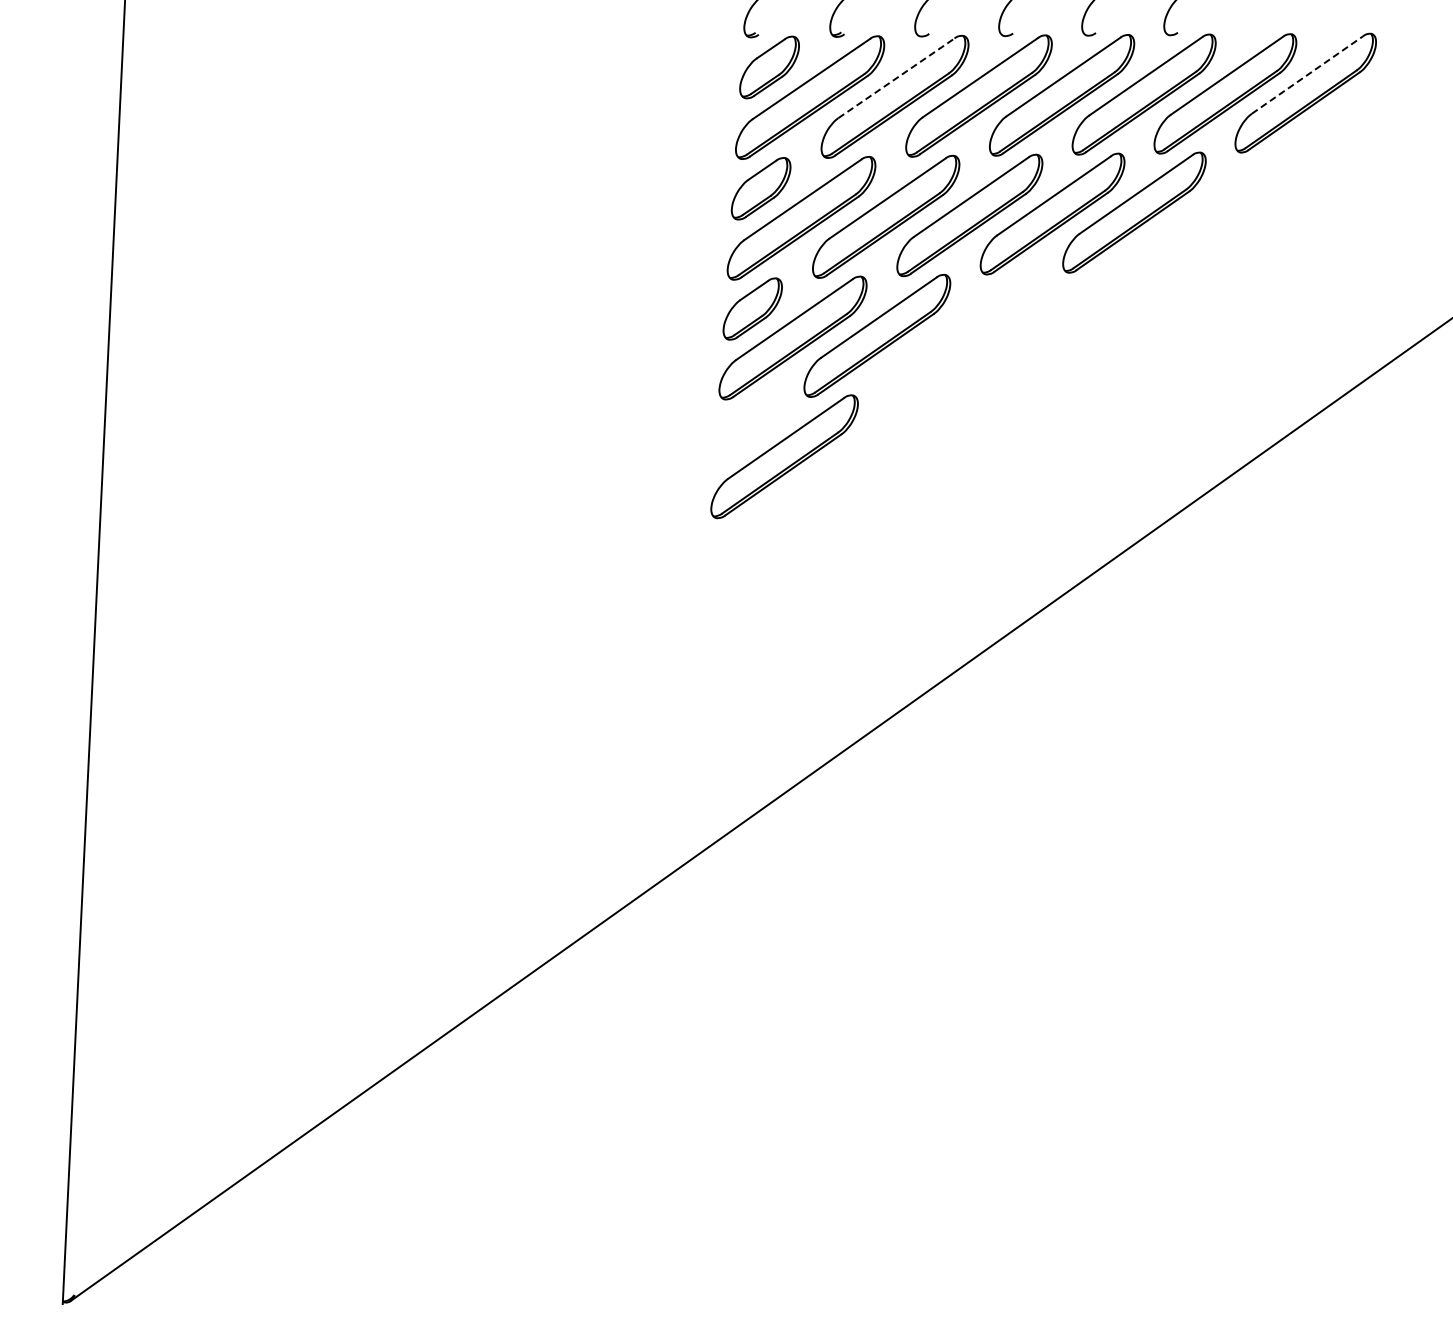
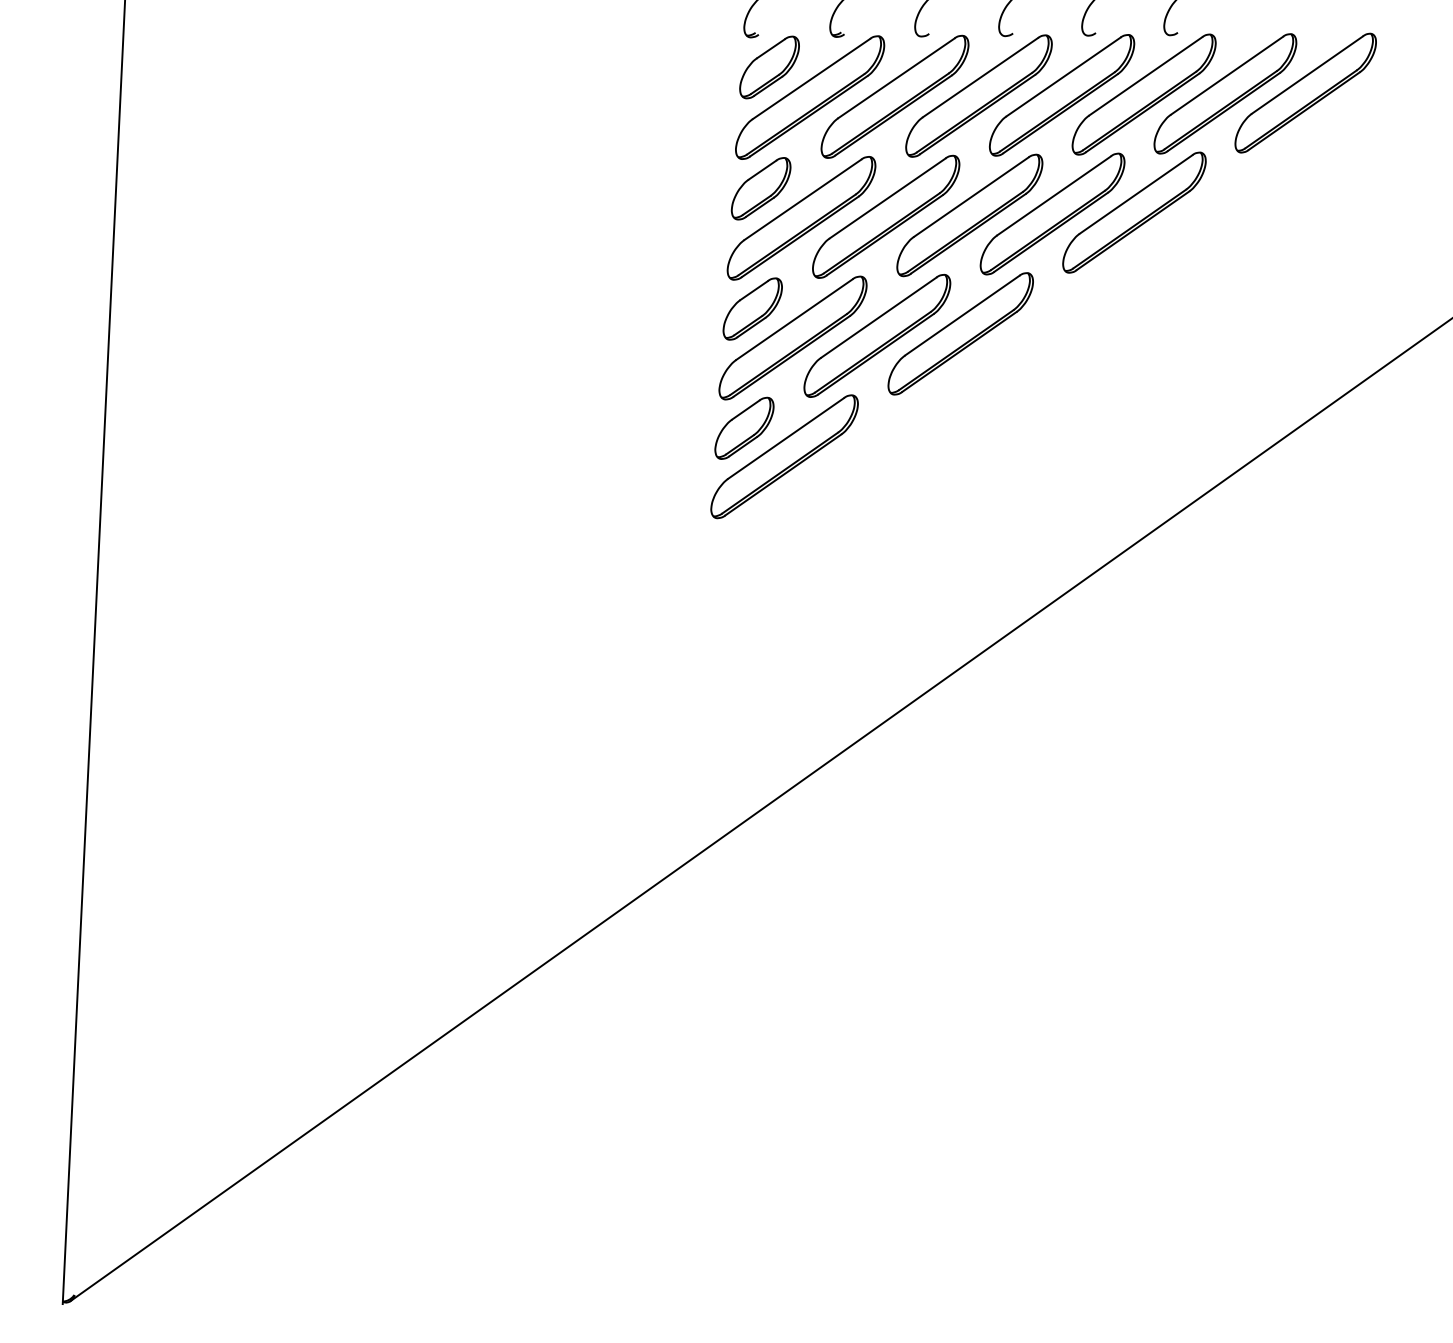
line: dashed -> solid (1307, 75)
line: dashed -> solid (896, 78)
part: none -> present (960, 333)
part: none -> present (744, 427)
